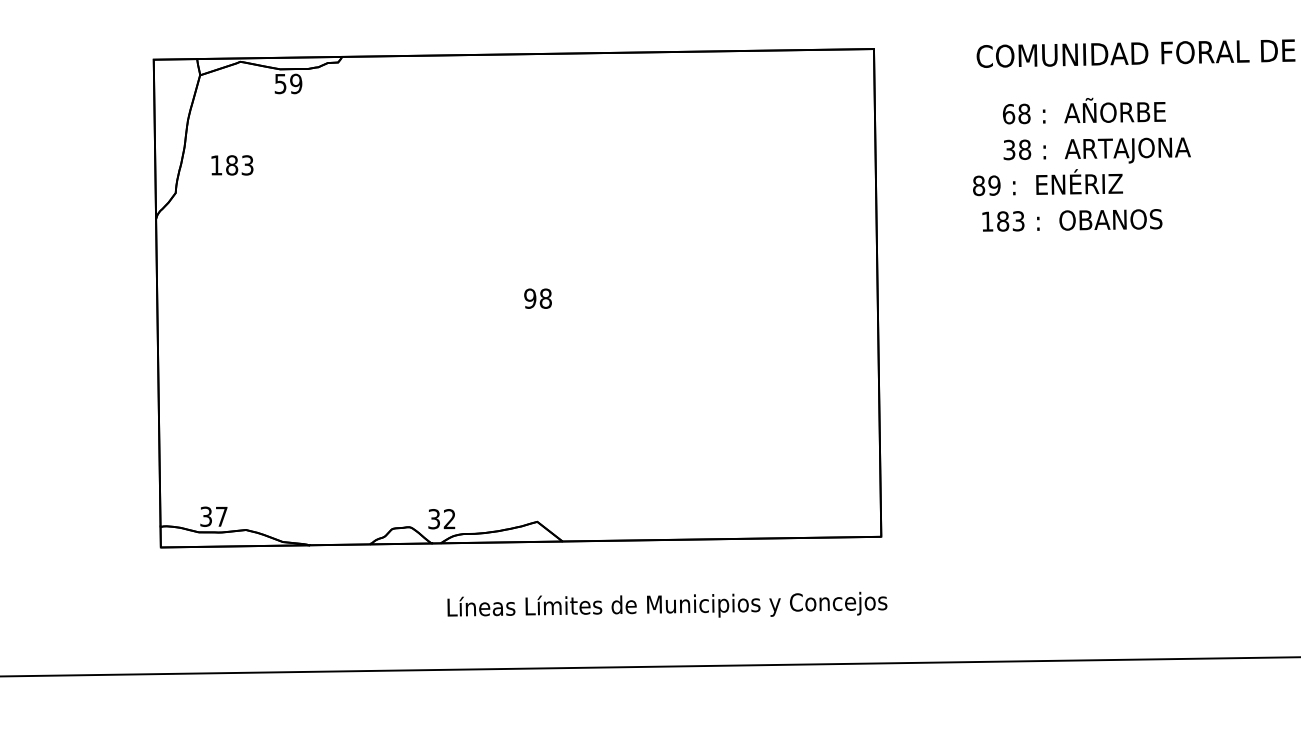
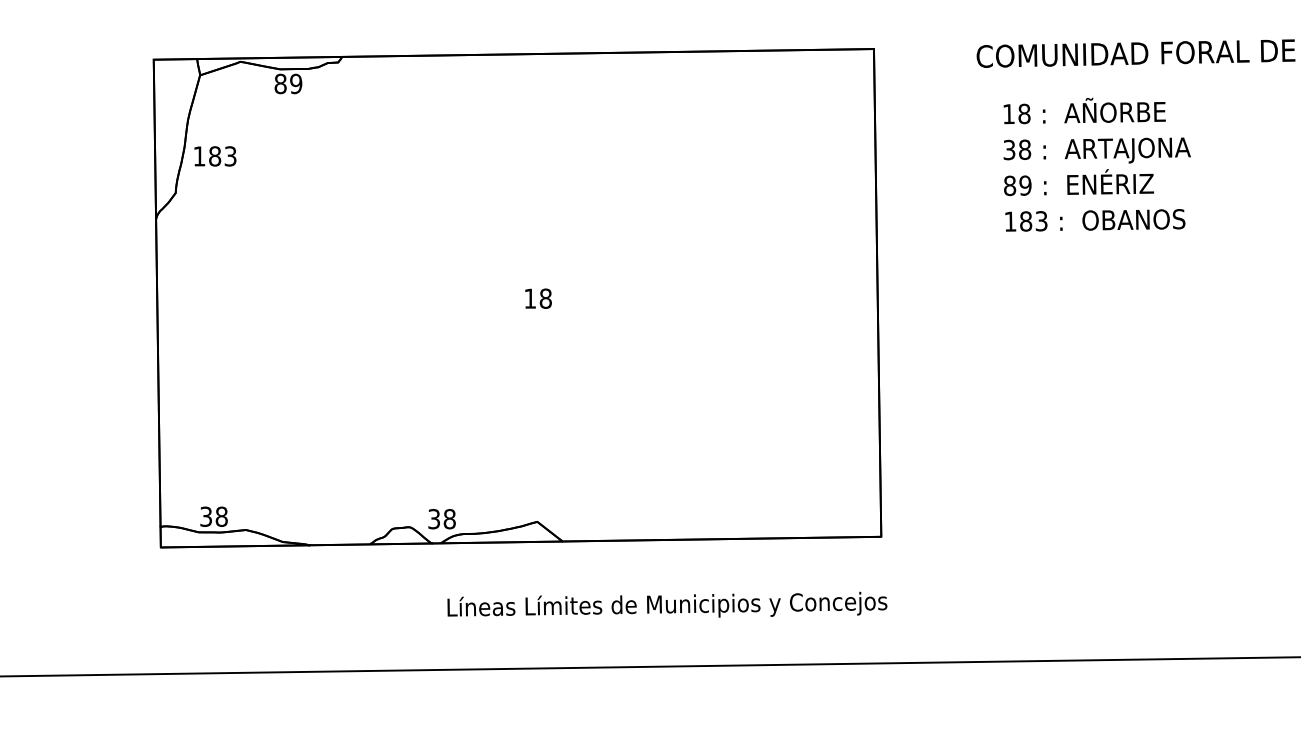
text: 59 -> 89 (280, 83)
text: 68 -> 18 (1009, 114)
text position: (232, 165) -> (215, 156) (215, 156)
text position: (1047, 182) -> (1078, 182) (1078, 182)
text position: (1072, 220) -> (1095, 220) (1095, 220)
text: 98 -> 18 (530, 298)
text: 37 -> 38 (221, 516)
text: 32 -> 38 (449, 519)
